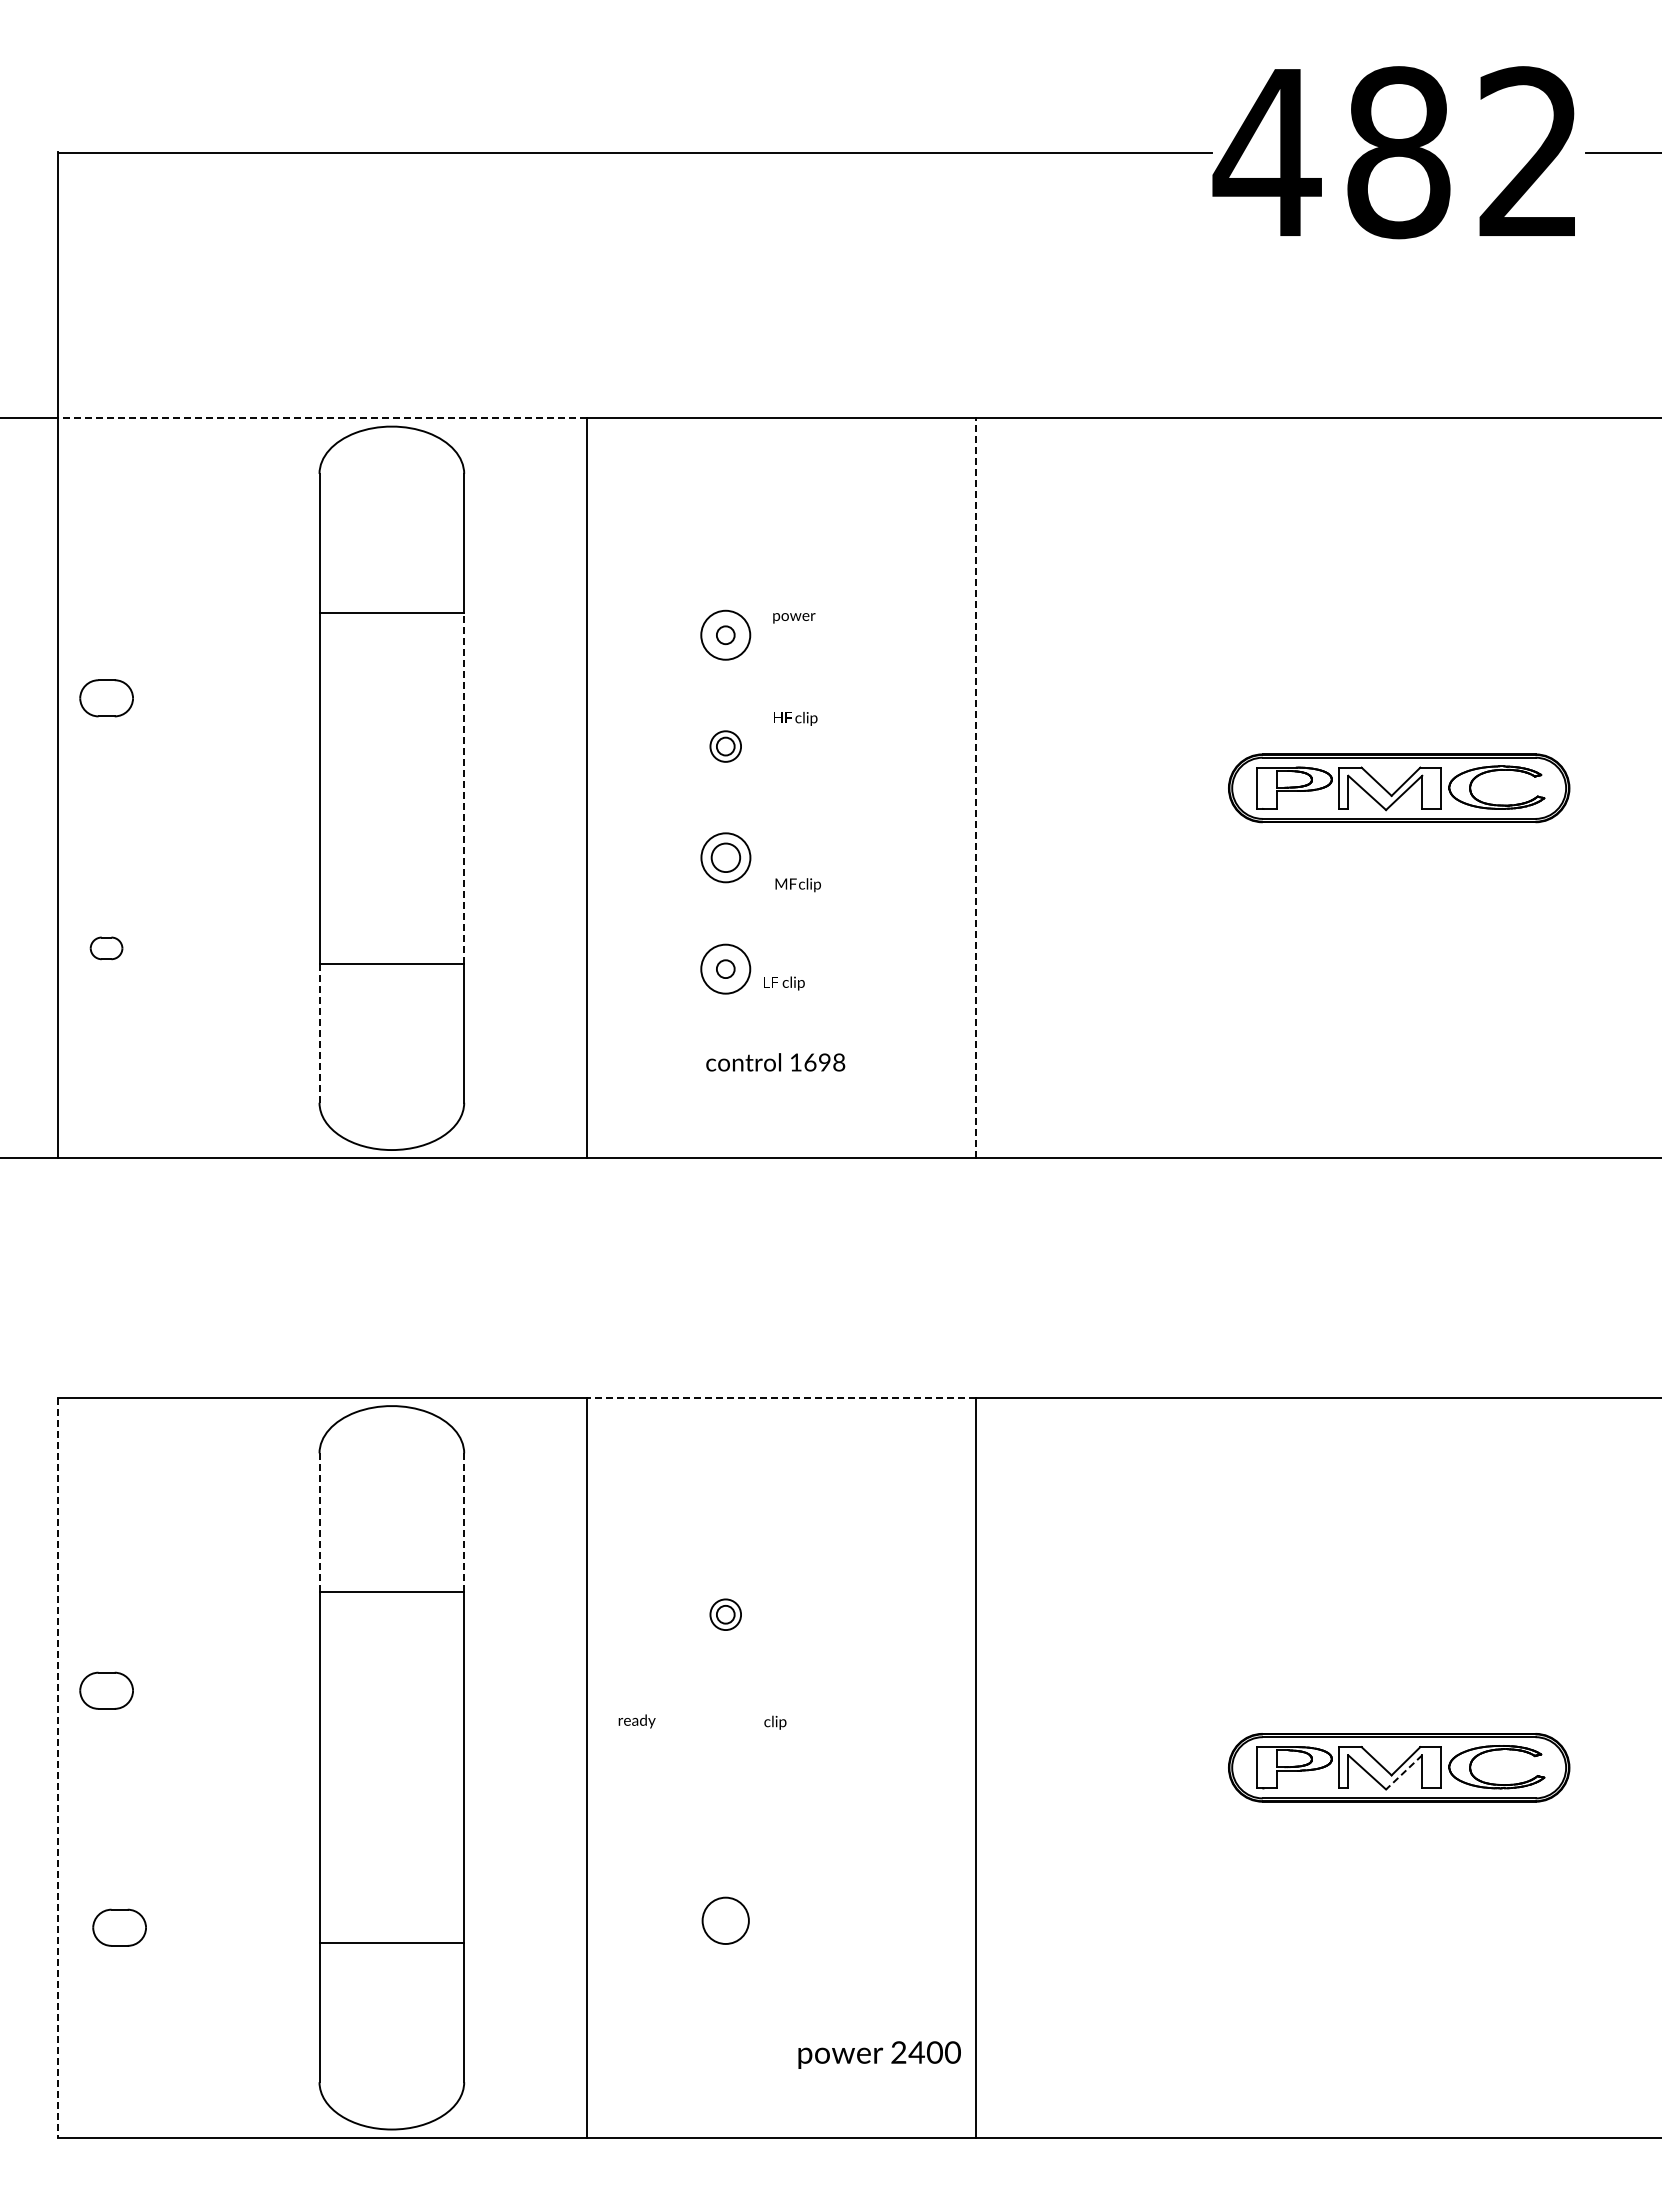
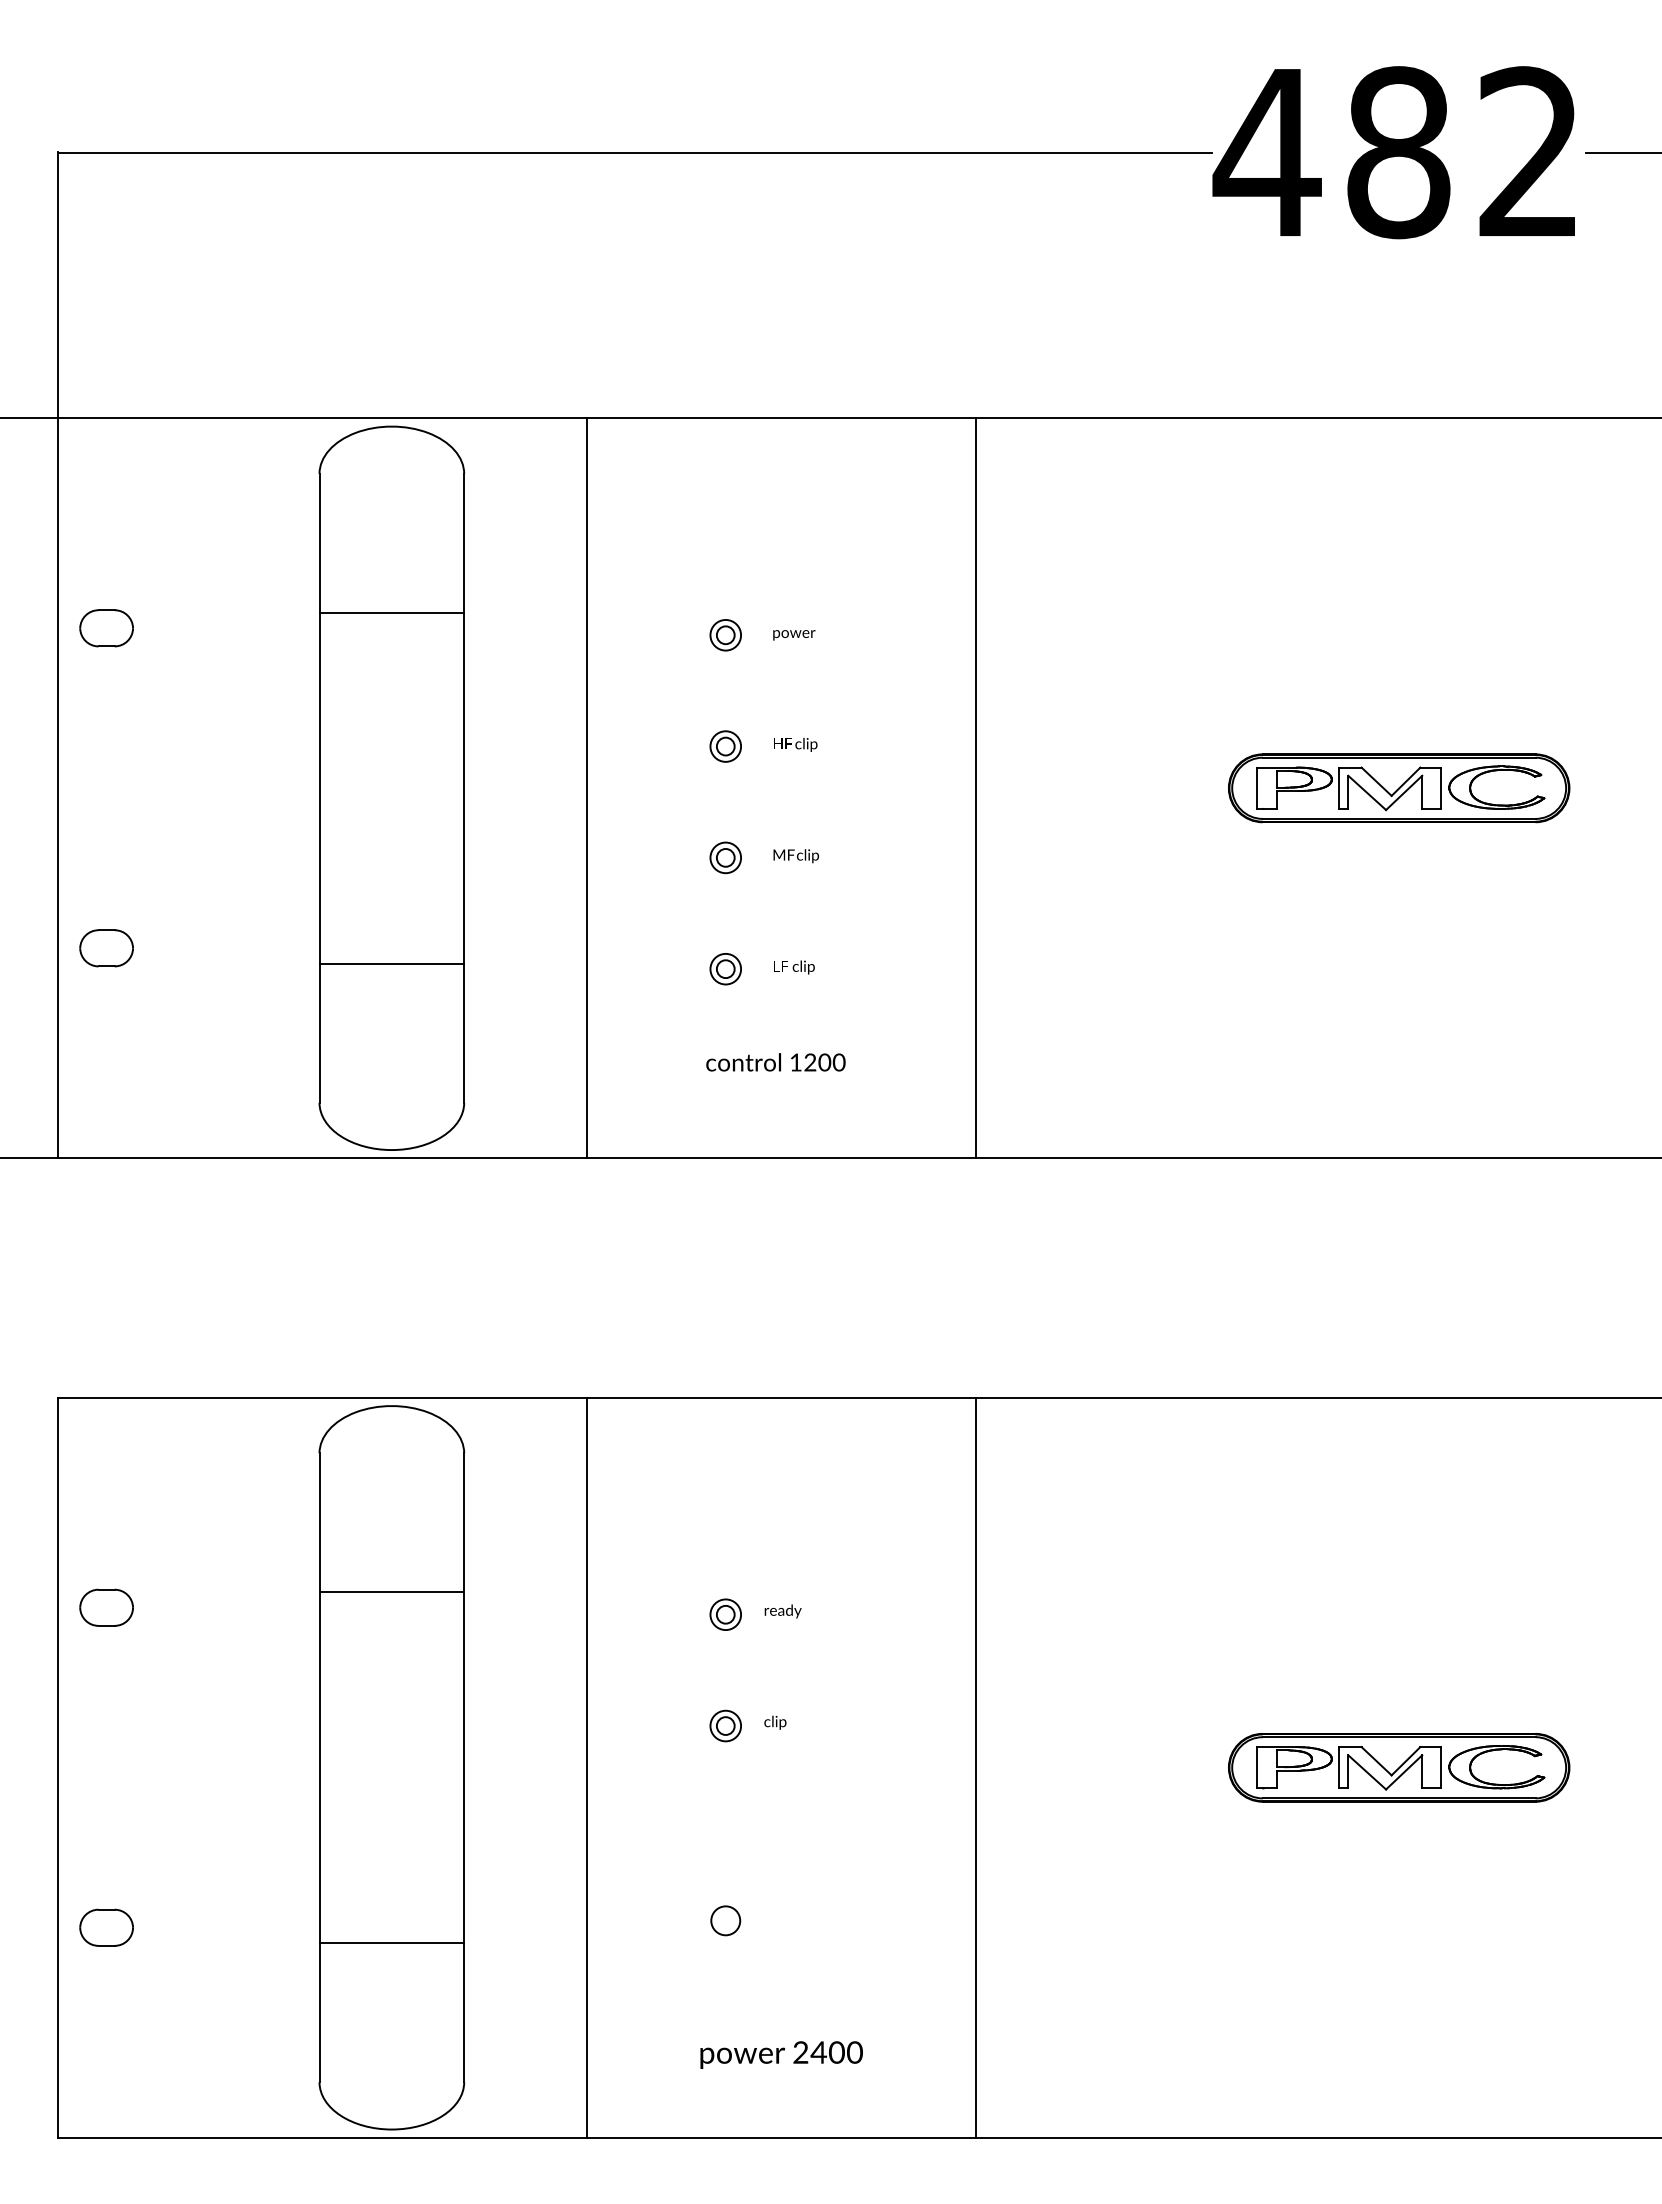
line: dashed -> solid (321, 418)
text position: (794, 618) -> (794, 635) (794, 635)
circle diameter: 49 px -> 31 px (725, 634)
part position: (106, 698) -> (106, 628) (106, 628)
text position: (795, 718) -> (795, 744) (795, 744)
line: dashed -> solid (464, 787)
line: dashed -> solid (976, 787)
part size: 52x52 px -> 33x34 px (725, 857)
text position: (797, 885) -> (795, 856) (795, 856)
part size: 35x25 px -> 55x39 px (106, 948)
circle diameter: 49 px -> 31 px (725, 968)
text position: (784, 983) -> (794, 967) (794, 967)
line: dashed -> solid (319, 1033)
text: 1698 -> 1200 (824, 1062)
line: dashed -> solid (781, 1397)
line: dashed -> solid (319, 1522)
line: dashed -> solid (464, 1522)
part position: (106, 1690) -> (106, 1607) (106, 1607)
text position: (636, 1721) -> (782, 1611) (782, 1611)
part: none -> present (725, 1725)
line: dashed -> solid (57, 1768)
line: dashed -> solid (1404, 1772)
circle diameter: 46 px -> 29 px (725, 1920)
part position: (119, 1927) -> (106, 1927) (106, 1927)
text position: (879, 2054) -> (781, 2054) (781, 2054)
